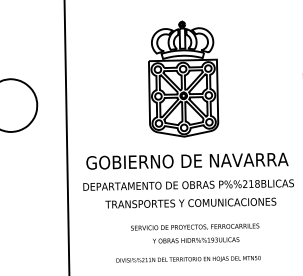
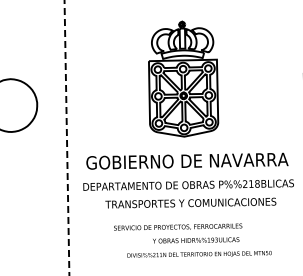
line: solid -> dashed (66, 137)
text position: (195, 226) -> (178, 226) (178, 226)
text position: (188, 259) -> (199, 254) (199, 254)
